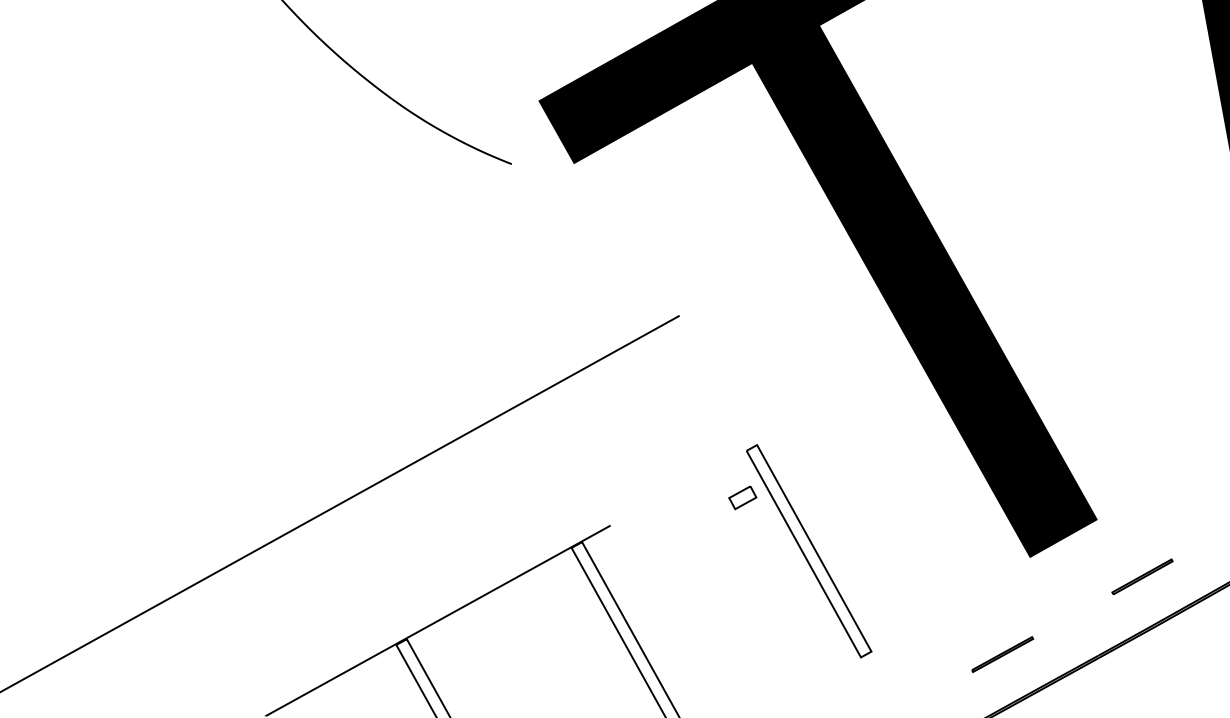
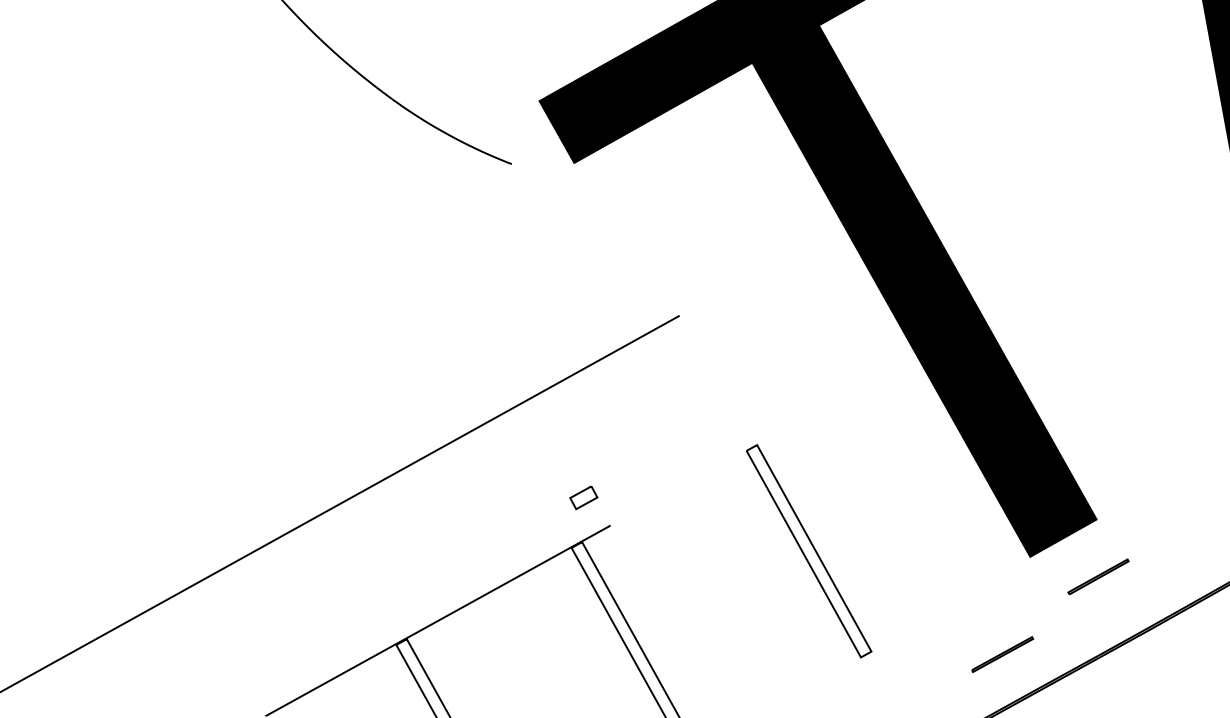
part position: (742, 497) -> (583, 497) (583, 497)
part position: (1142, 576) -> (1098, 576) (1098, 576)
